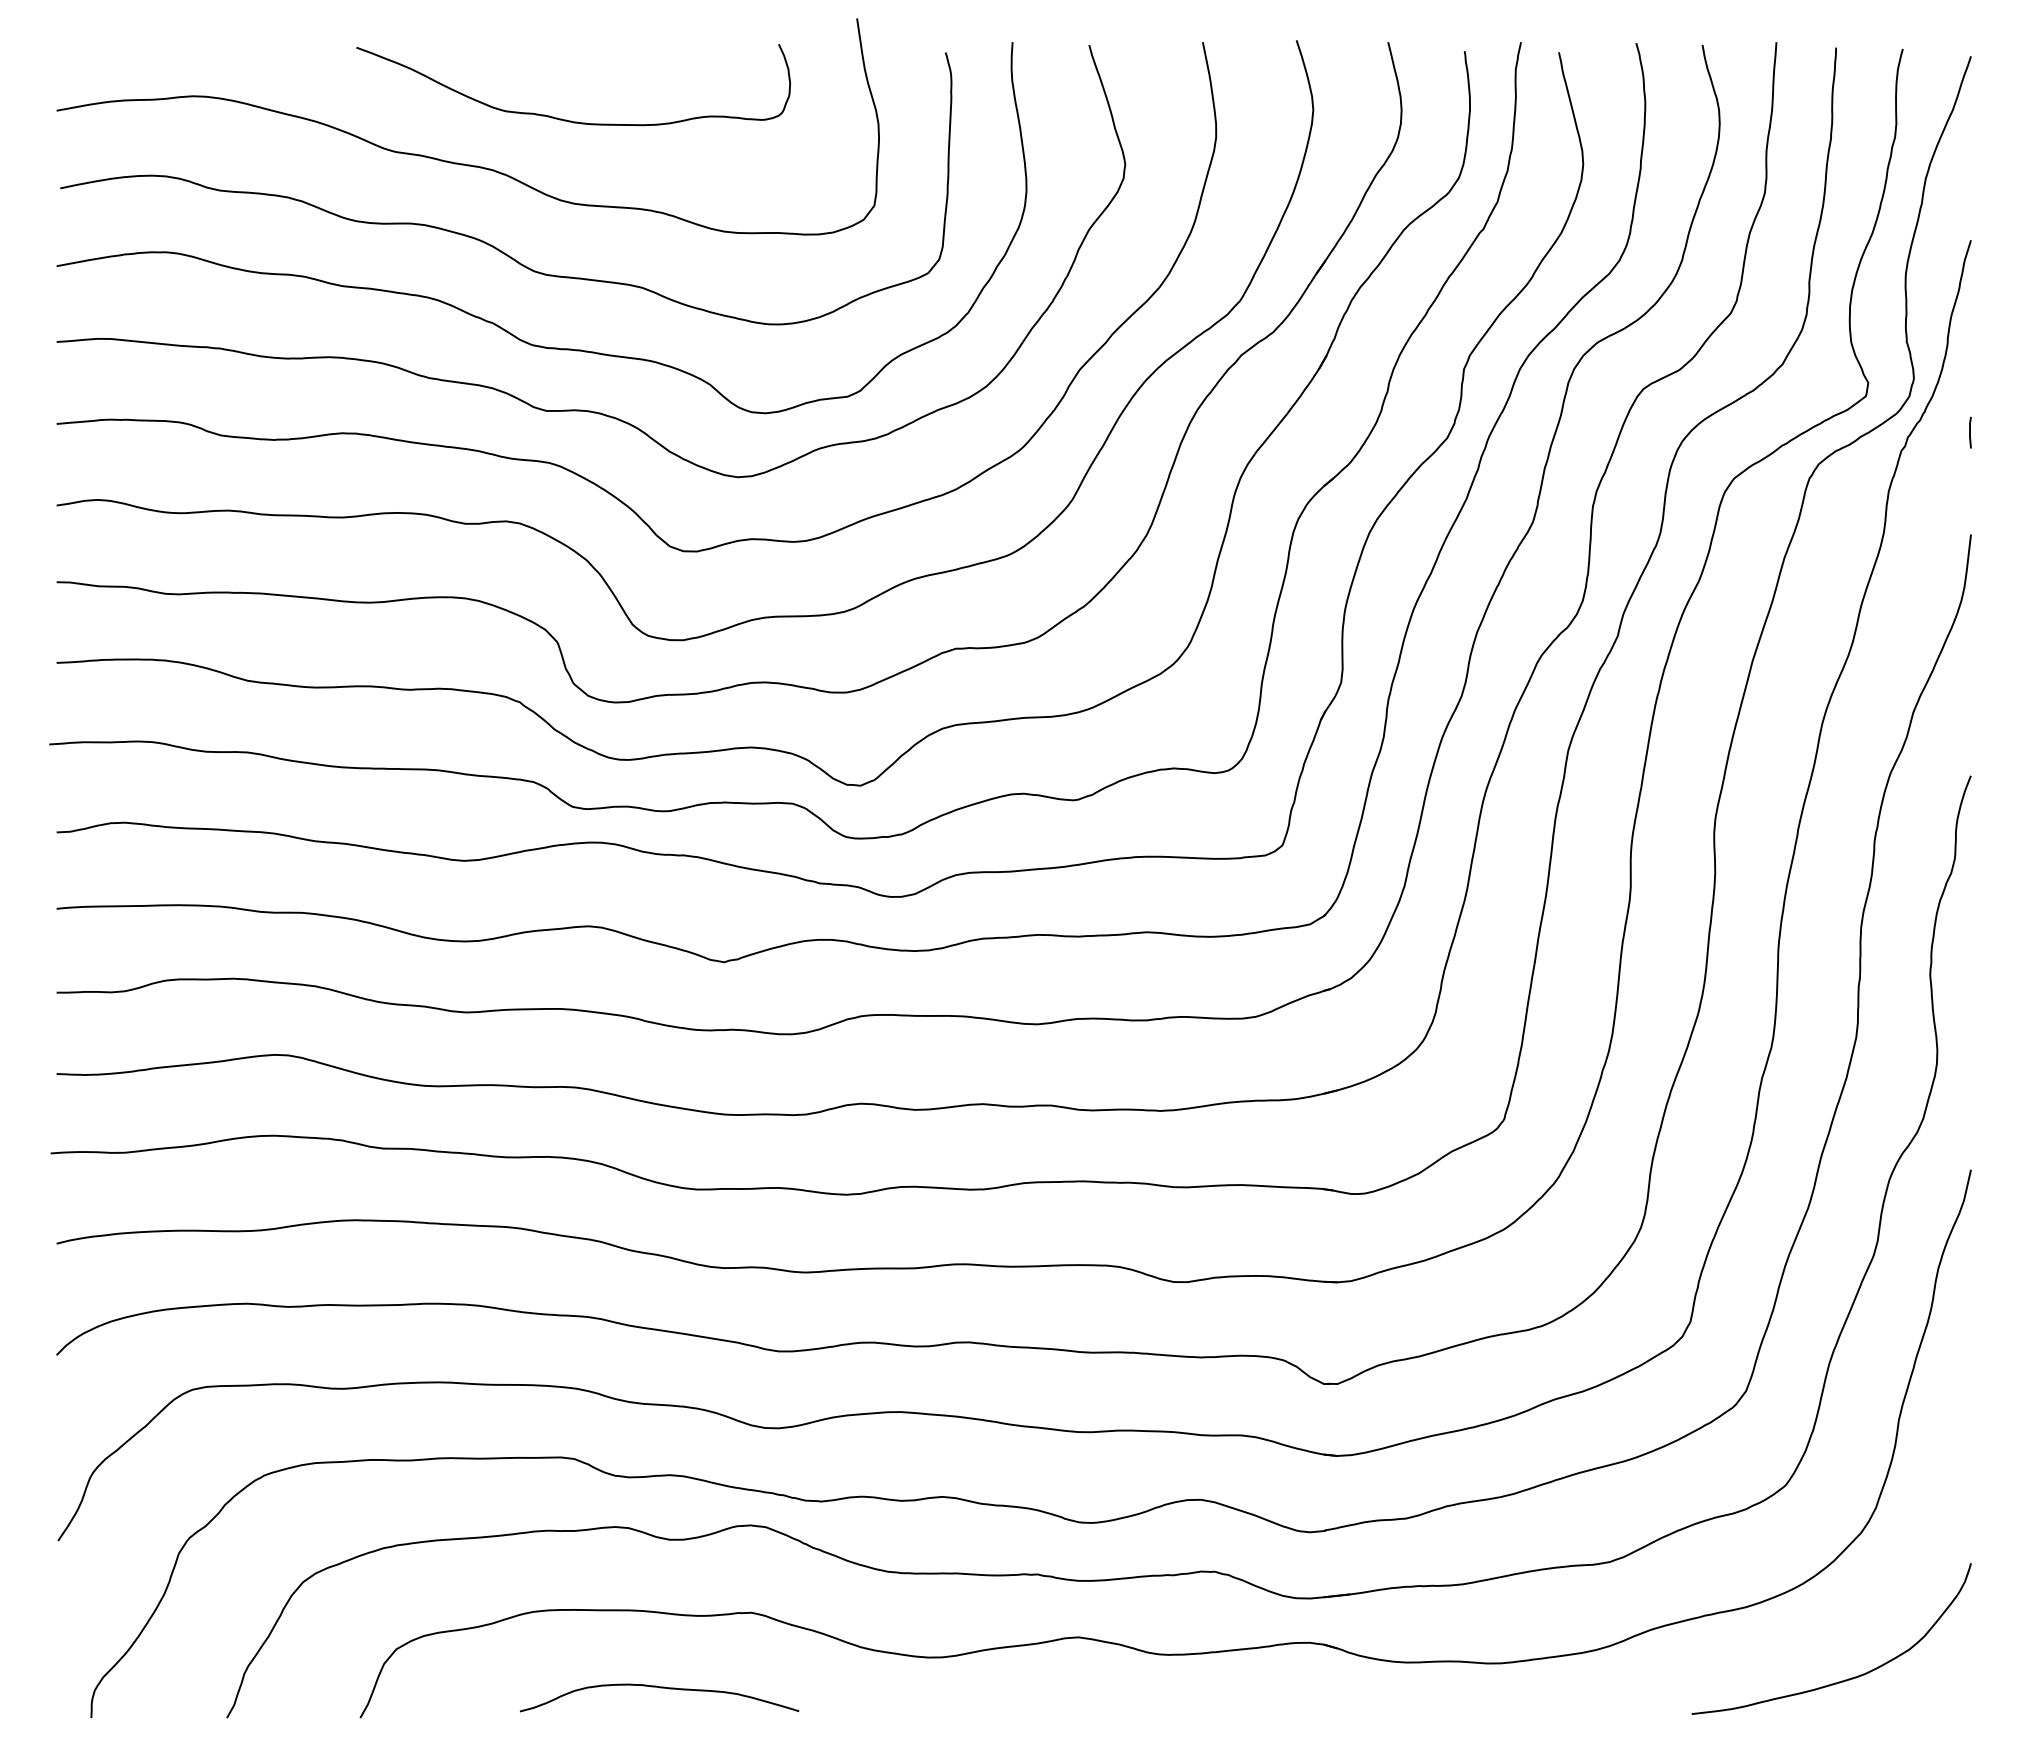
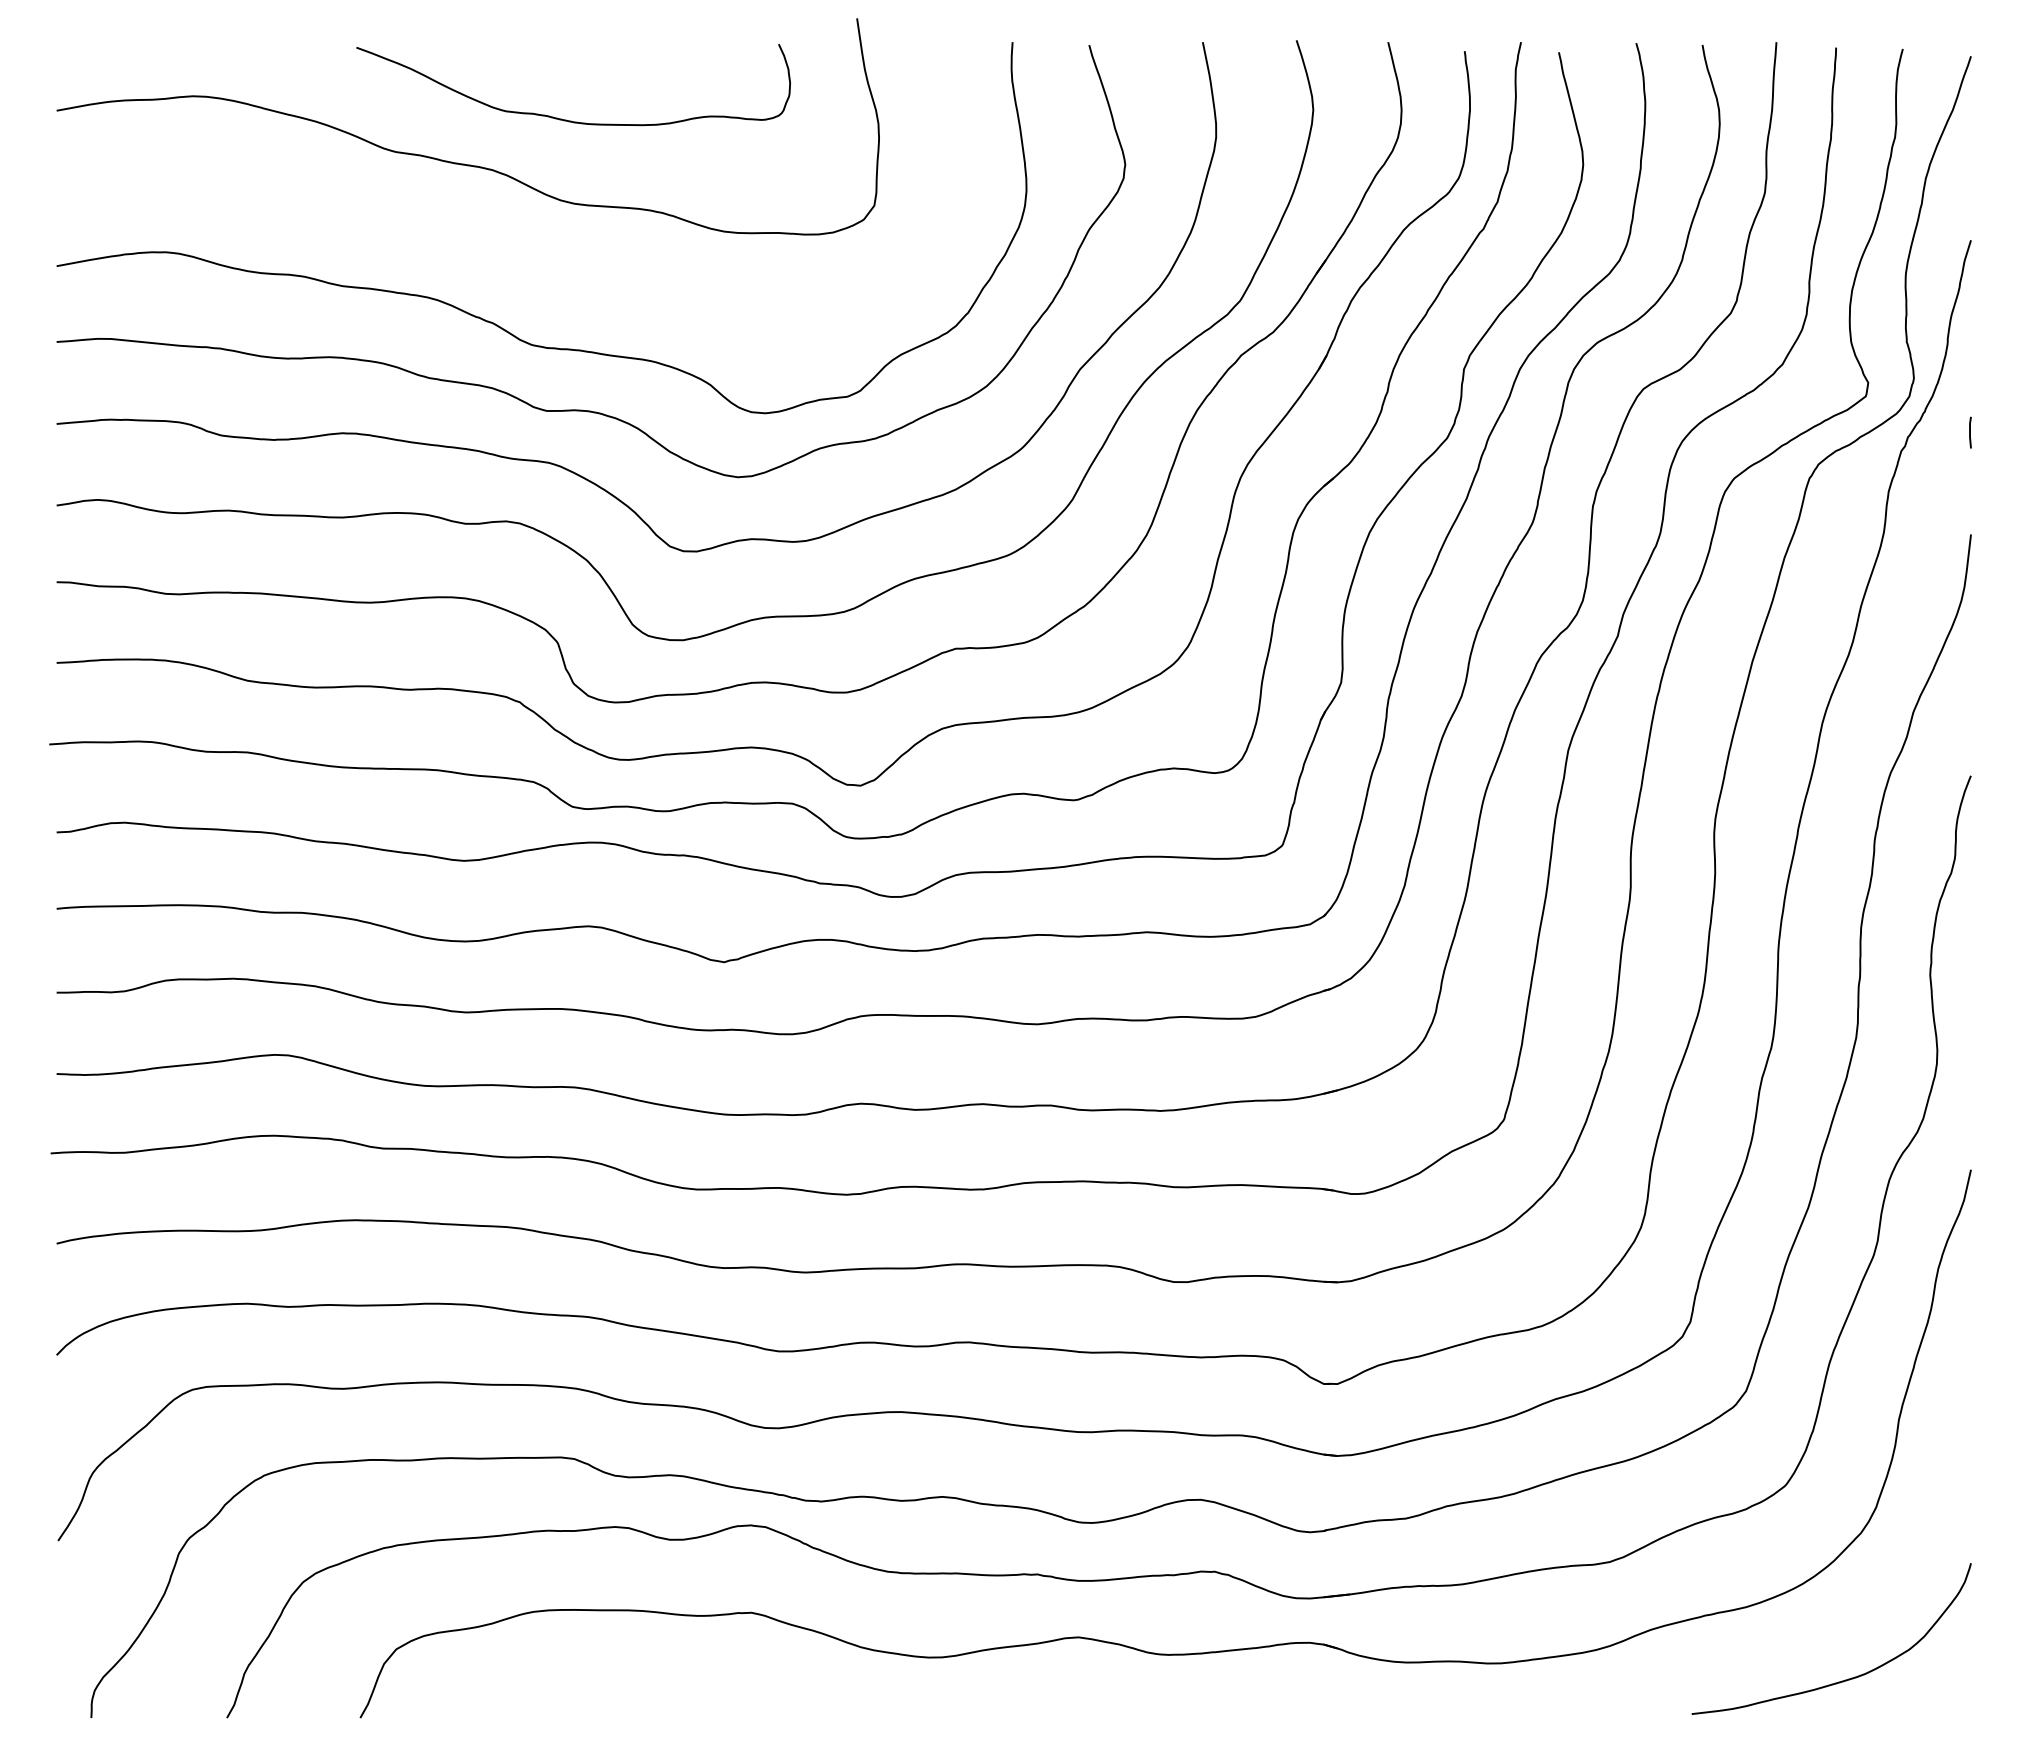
curve: present -> none (483, 240)
curve: present -> none (659, 1688)
